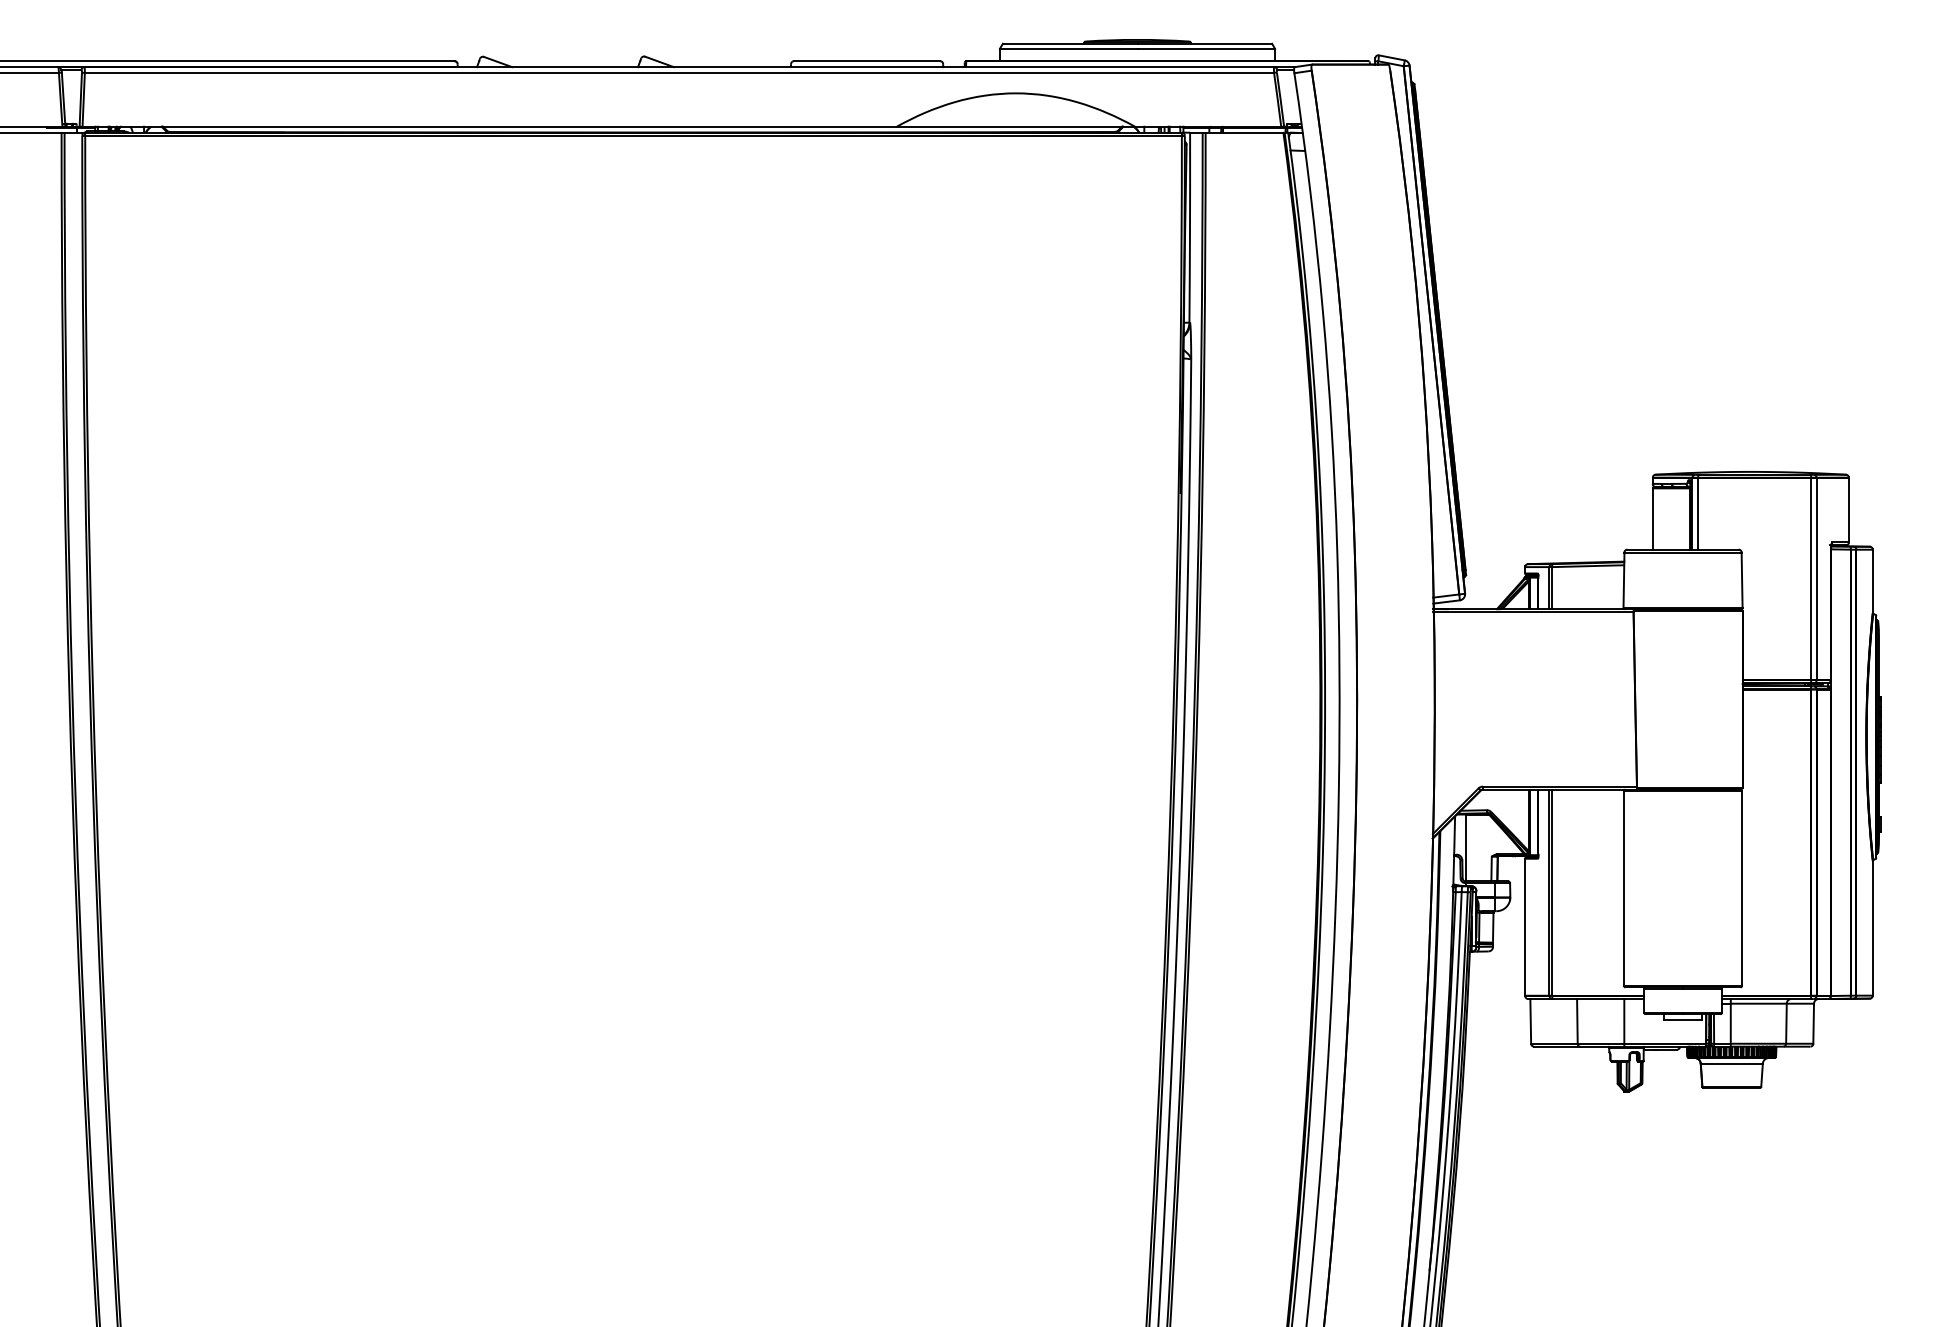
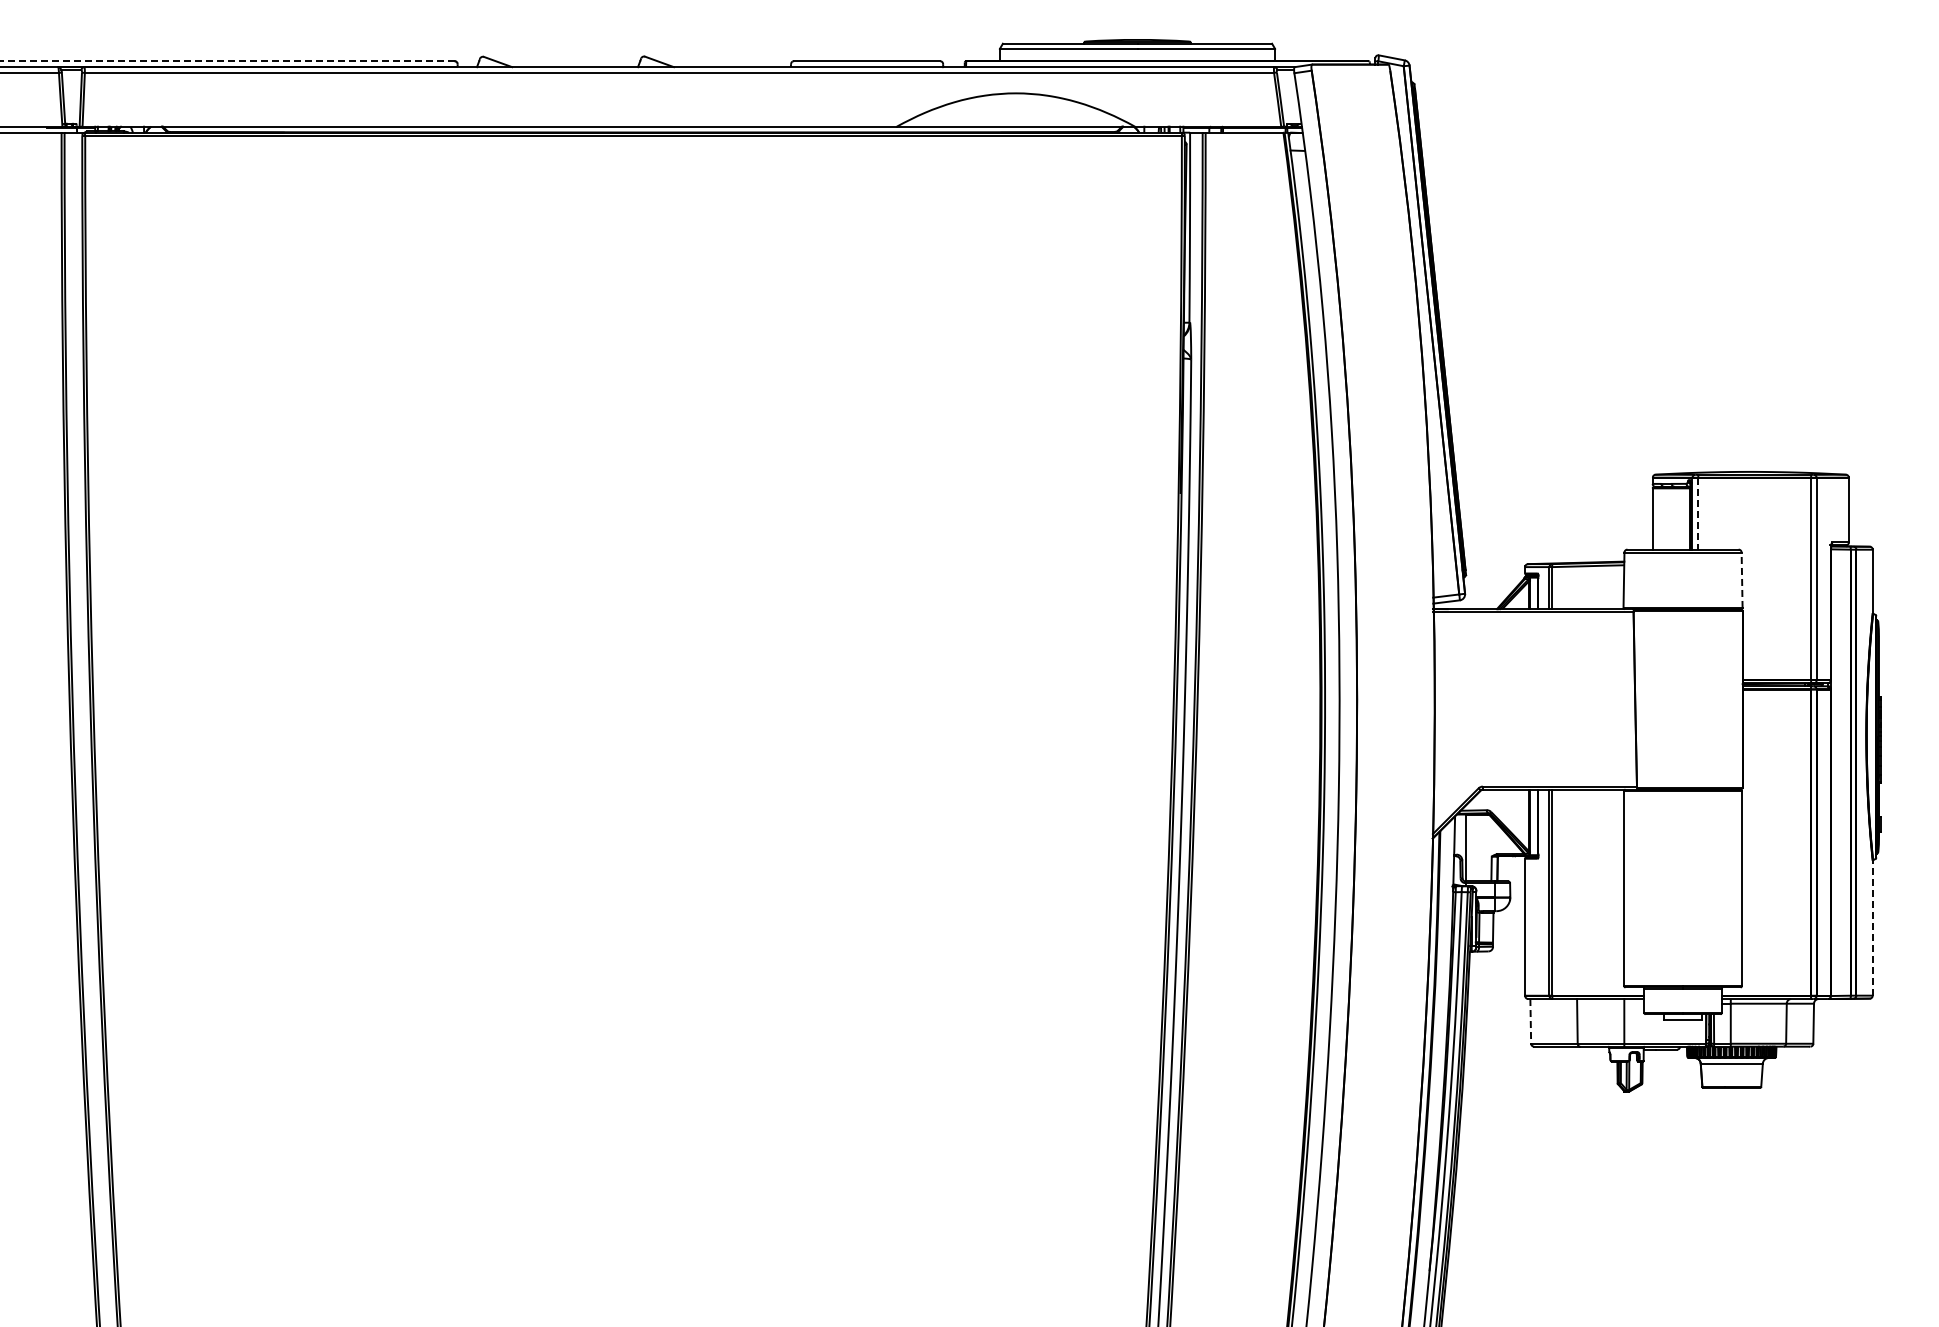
line: solid -> dashed (228, 61)
line: solid -> dashed (1698, 513)
line: solid -> dashed (1742, 580)
line: solid -> dashed (1872, 928)
line: solid -> dashed (1530, 1021)
